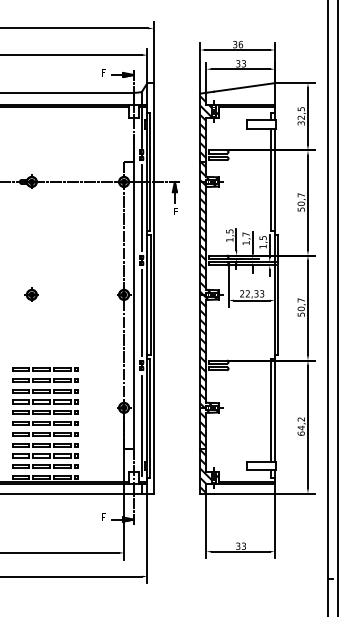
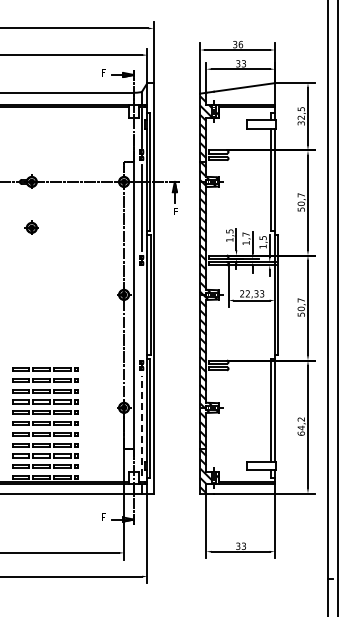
part position: (31, 294) -> (31, 227) (31, 227)
line: present -> none (142, 312)
line: solid -> dashed (142, 425)
